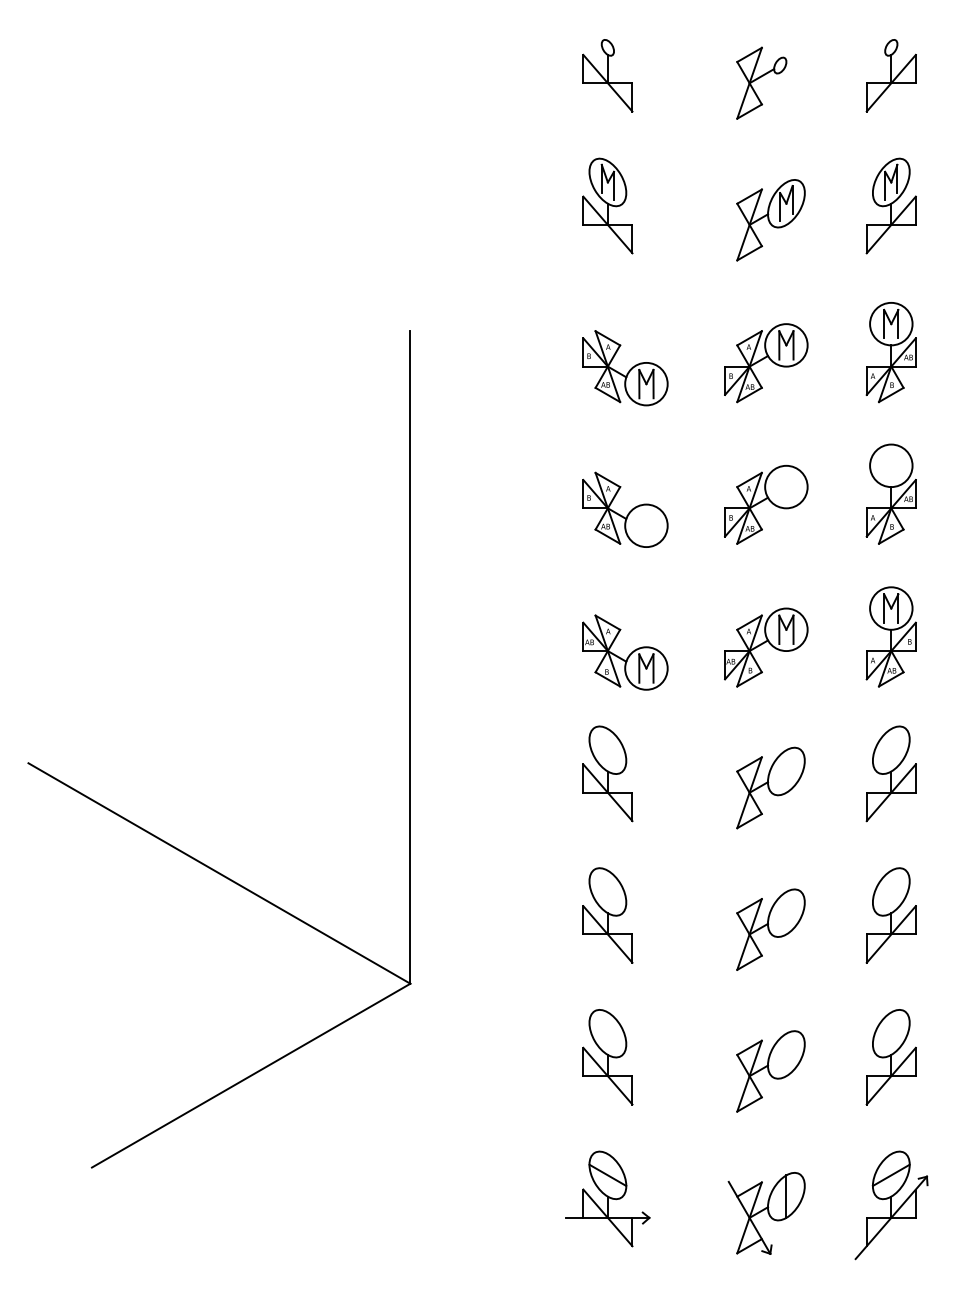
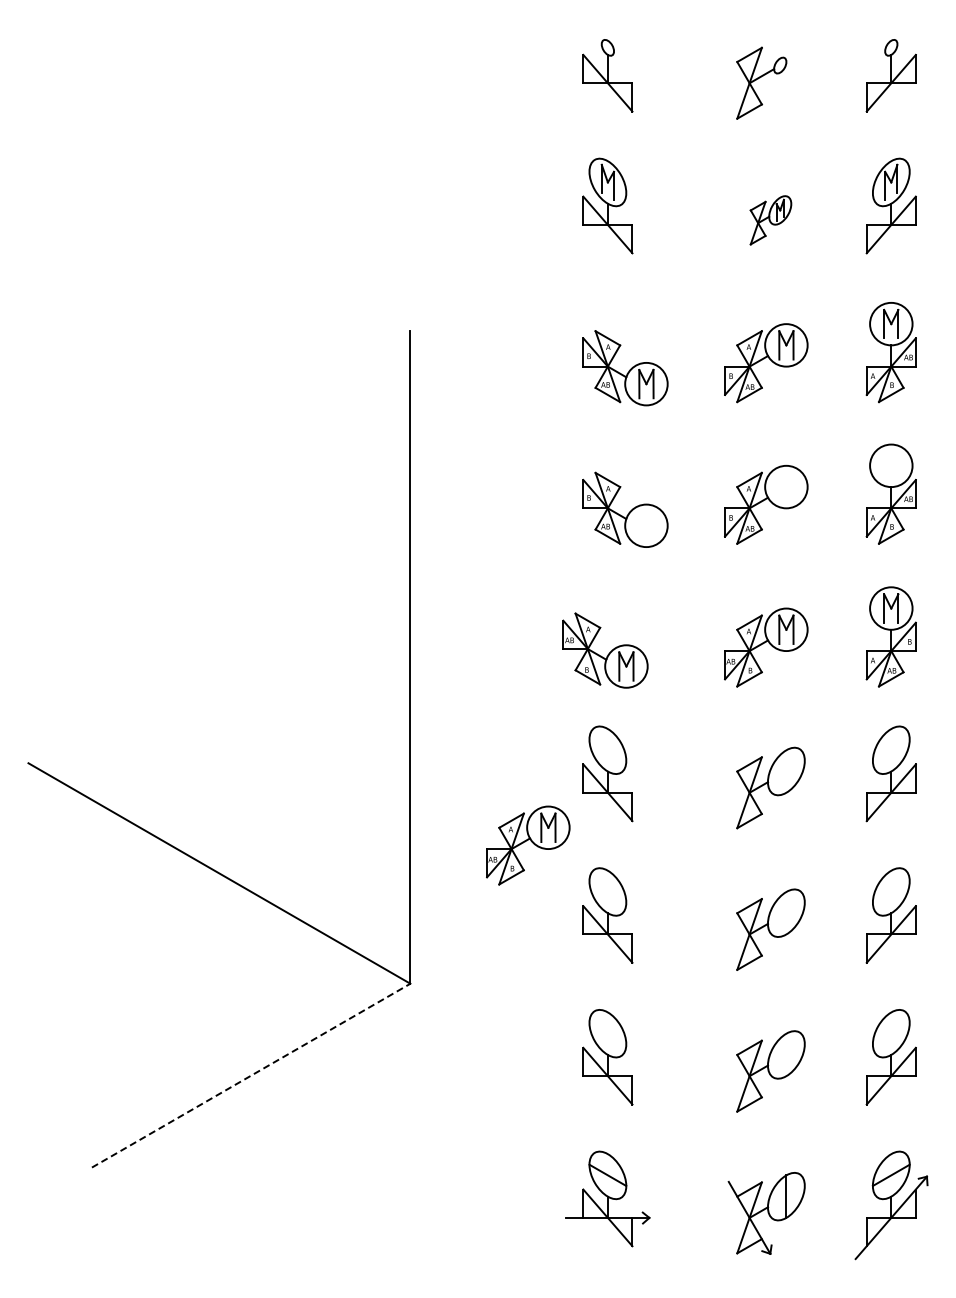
part size: 70x83 px -> 44x51 px (770, 220)
part position: (625, 652) -> (605, 650) (605, 650)
part: none -> present (528, 845)
line: solid -> dashed (251, 1075)
